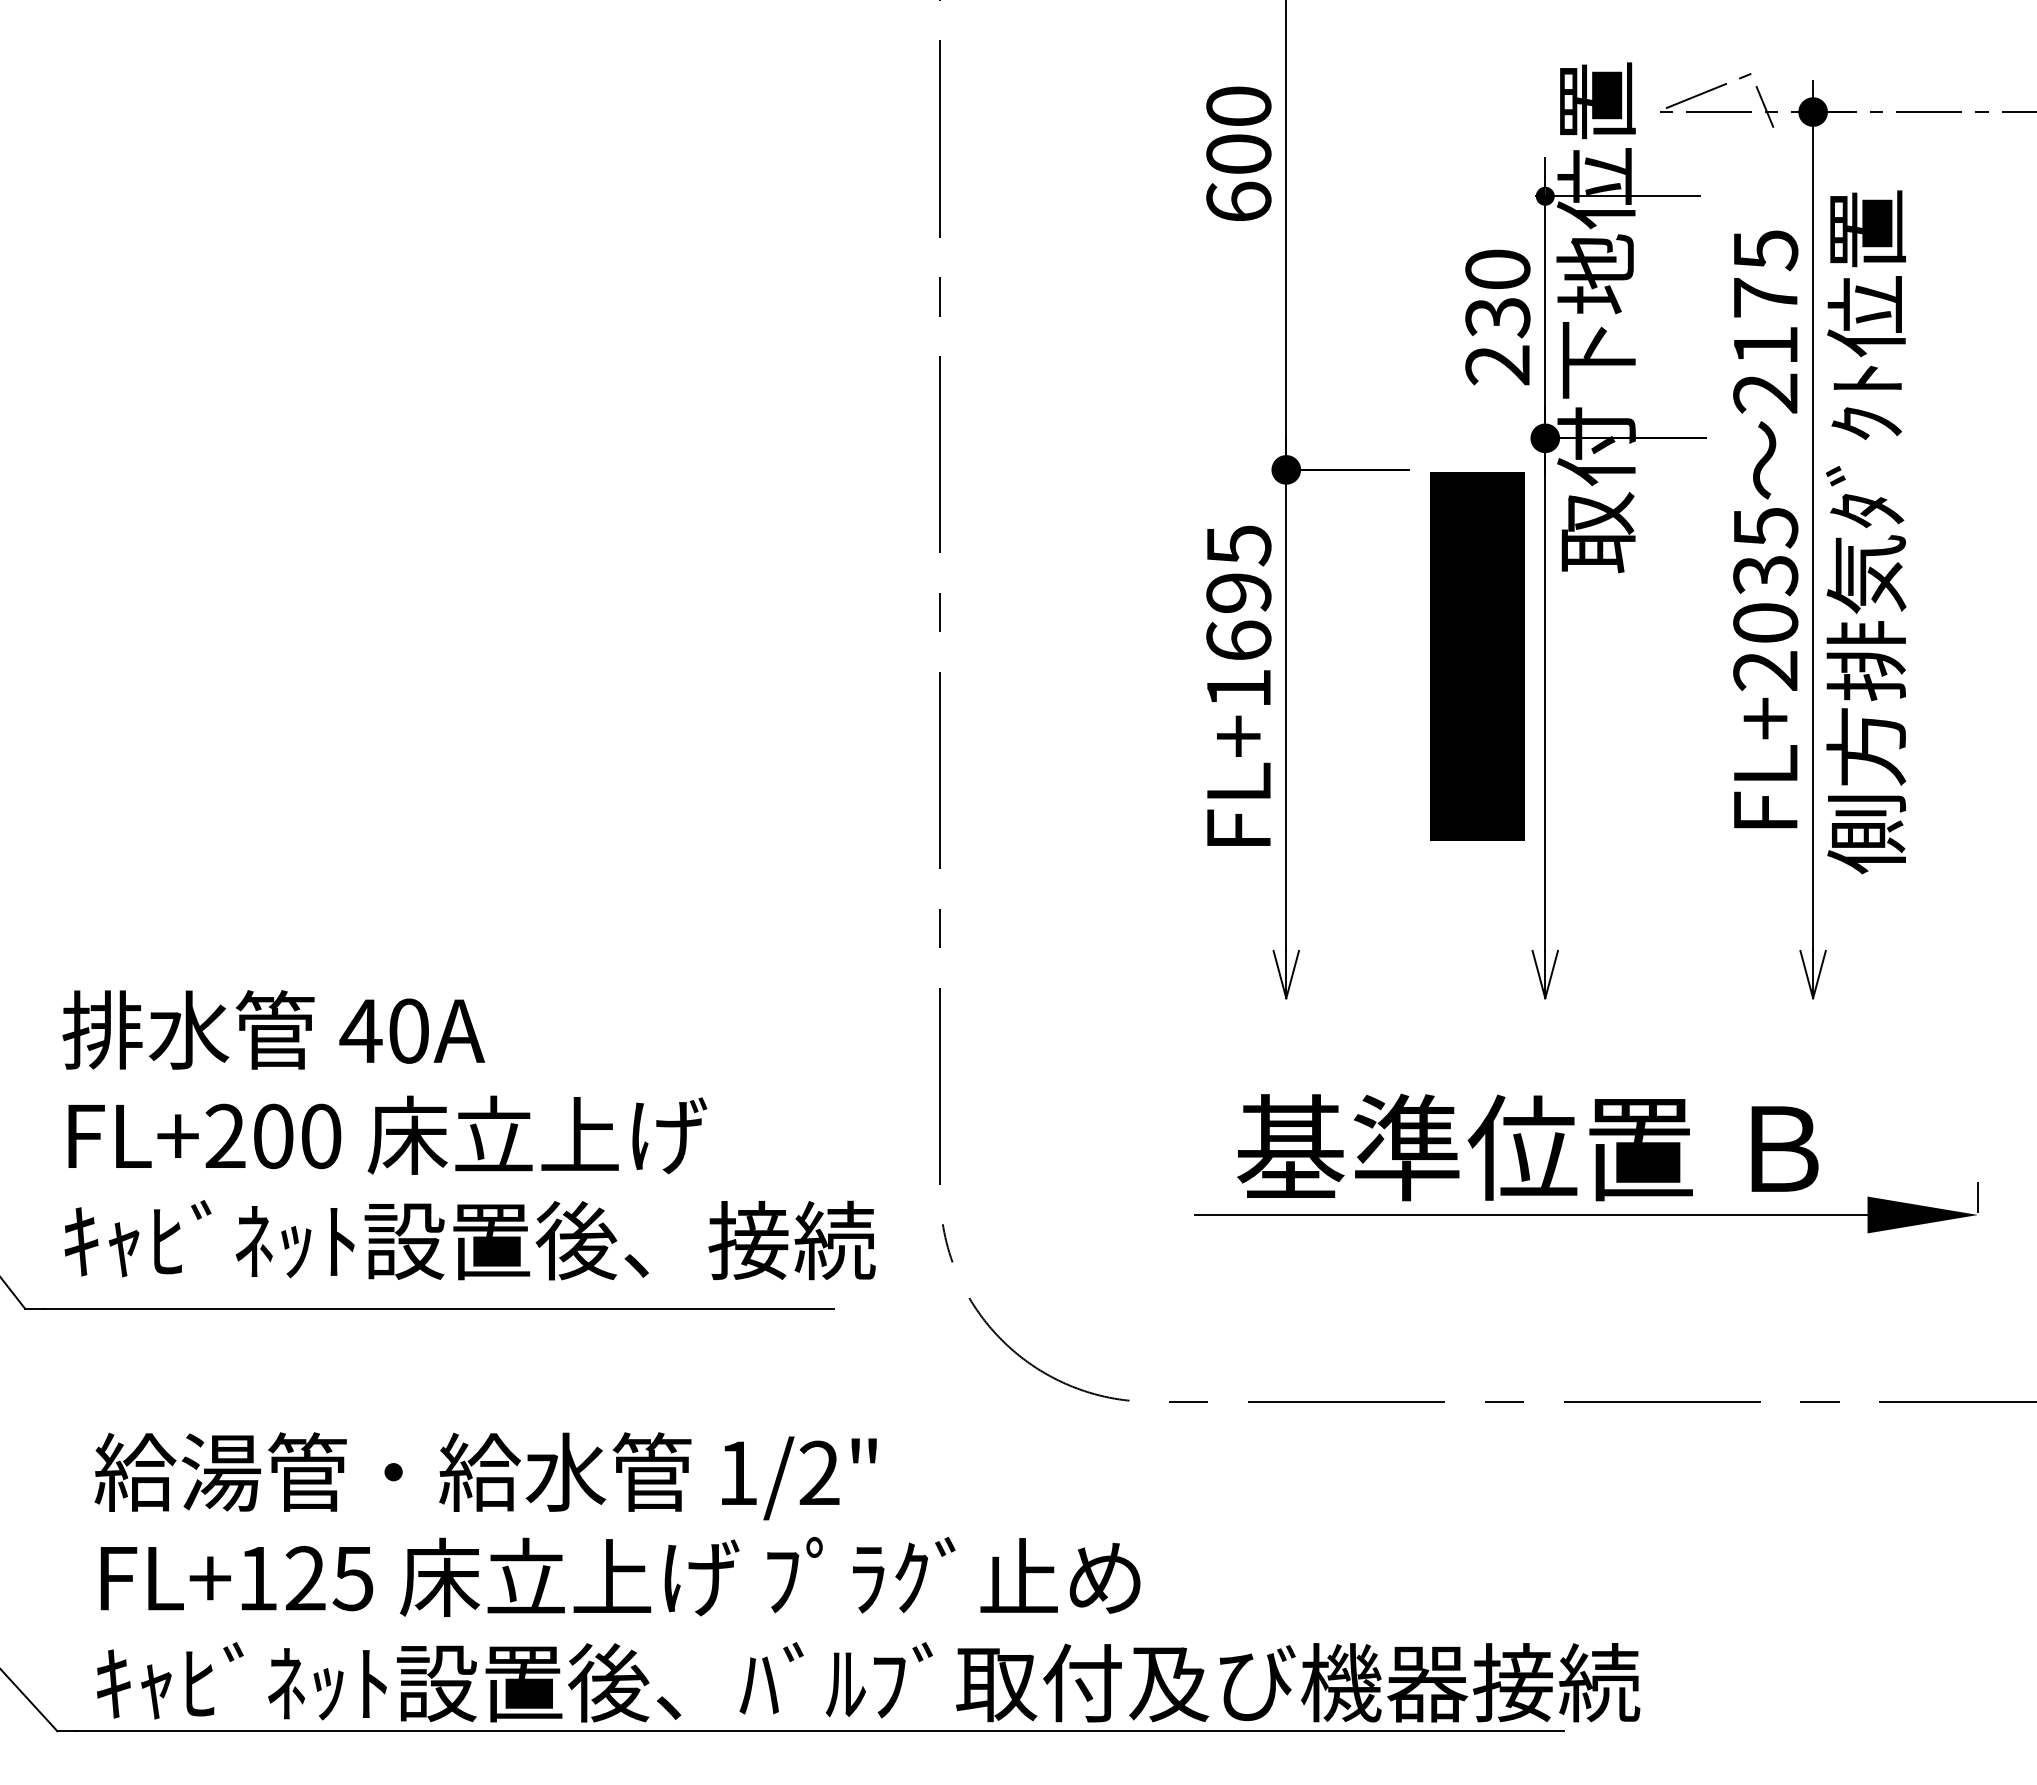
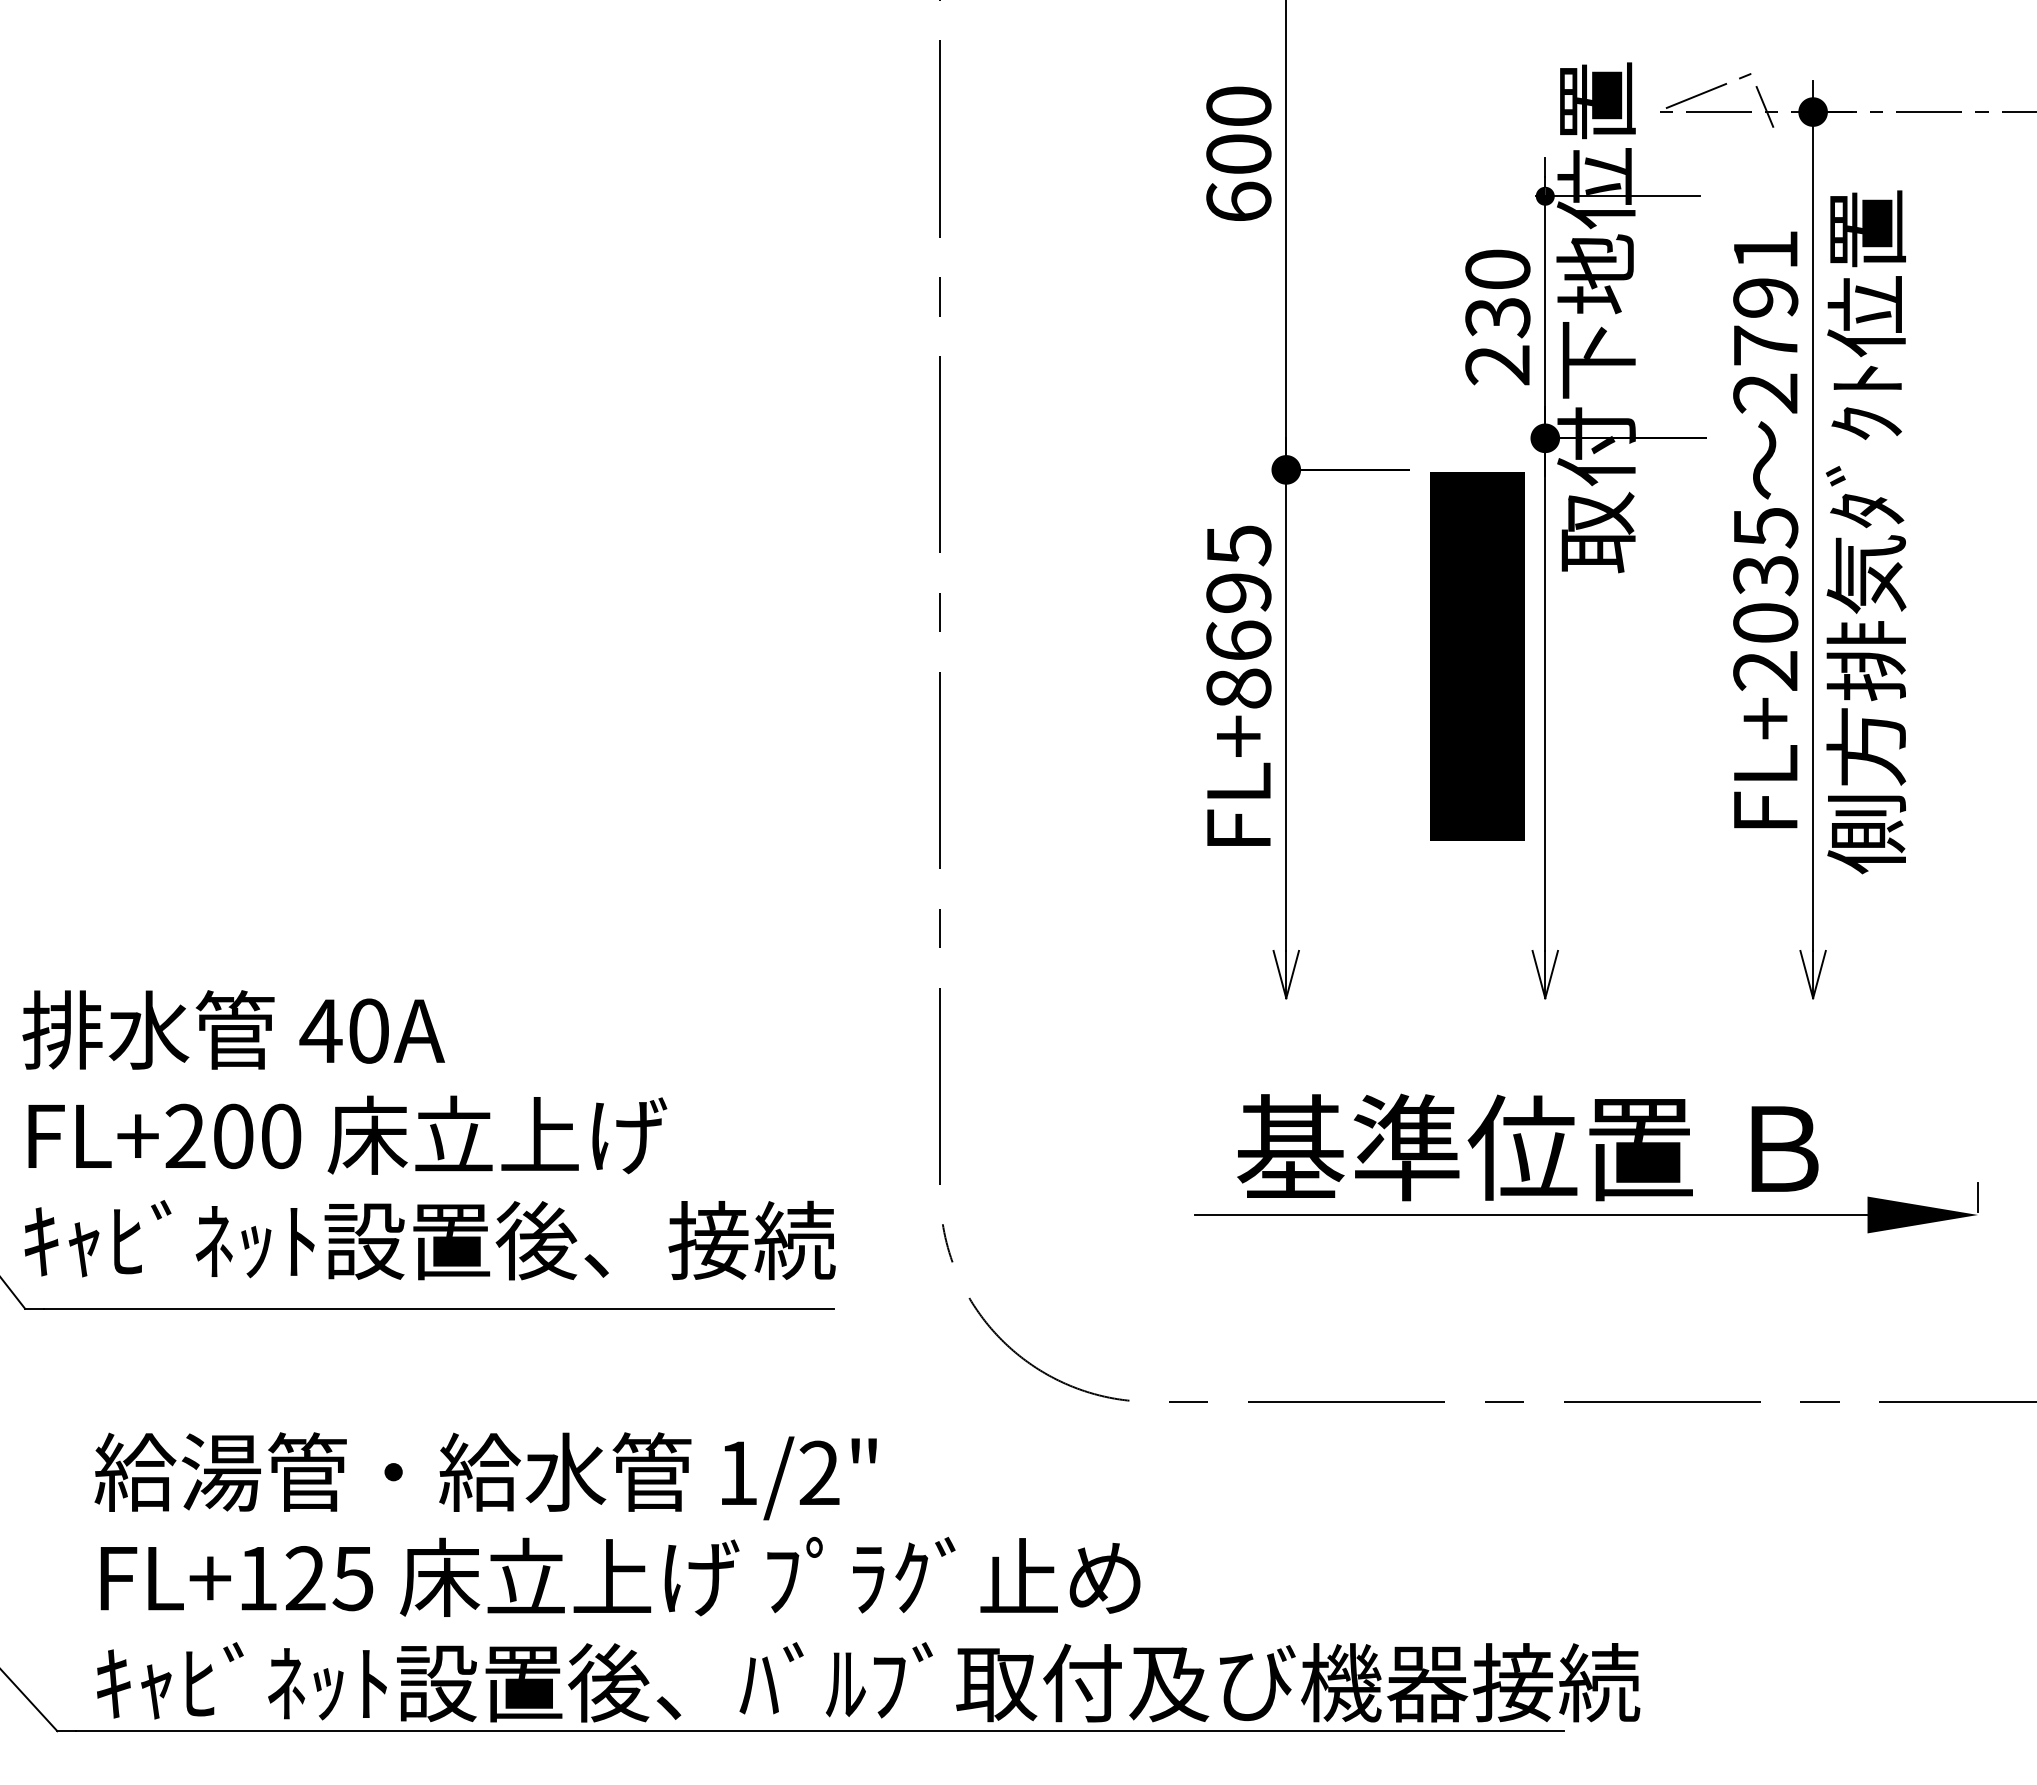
text: 2175 -> 2791 (1765, 297)
text: FL+1695 -> FL+8695 (1238, 688)
text position: (468, 1135) -> (428, 1135) (428, 1135)
